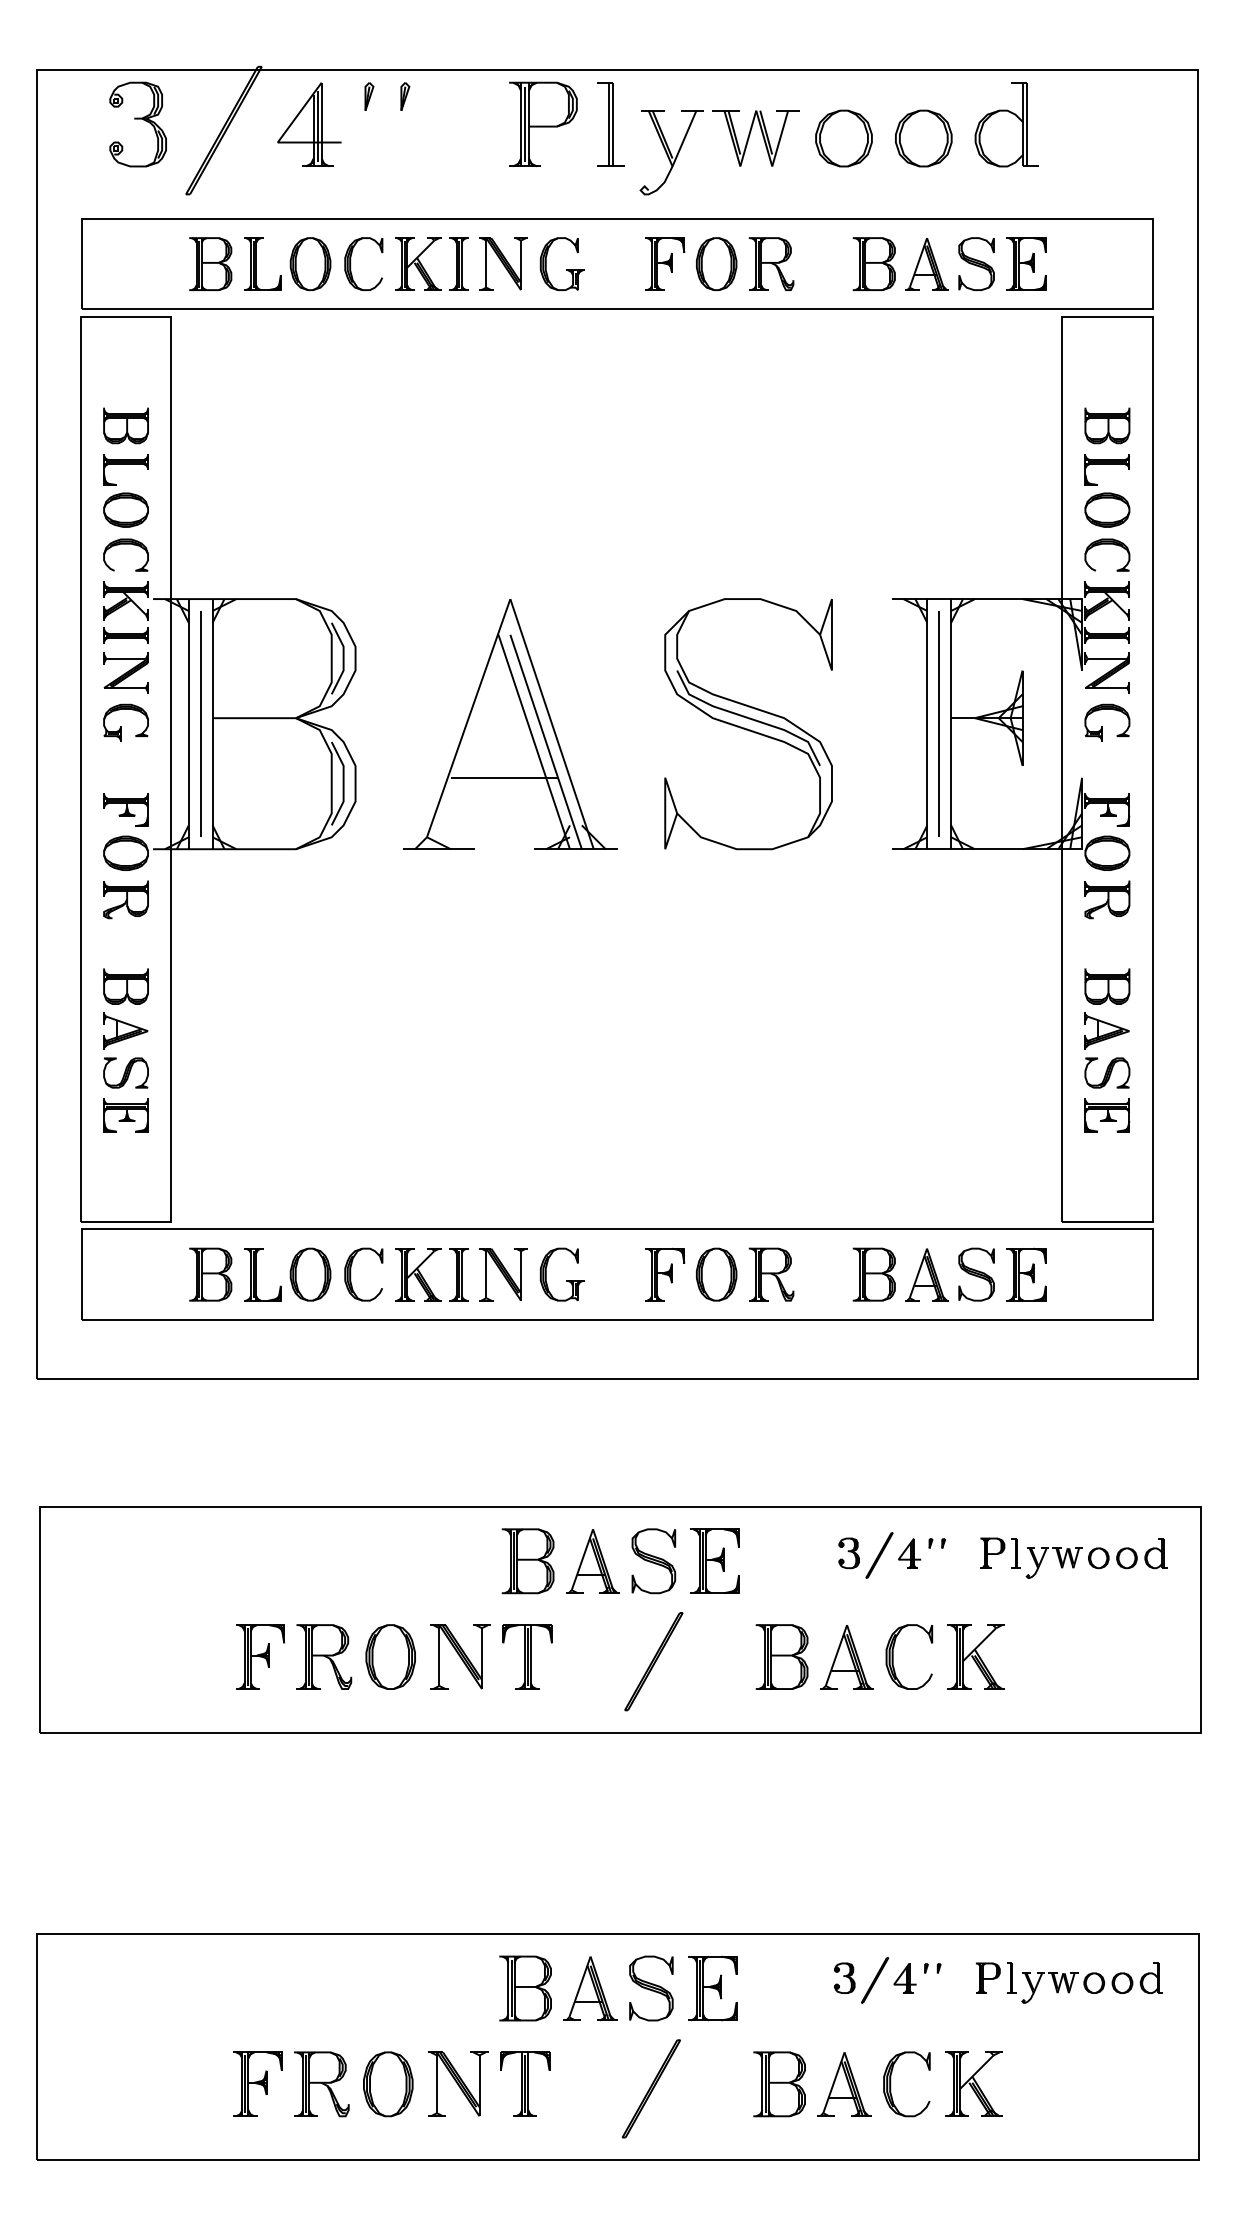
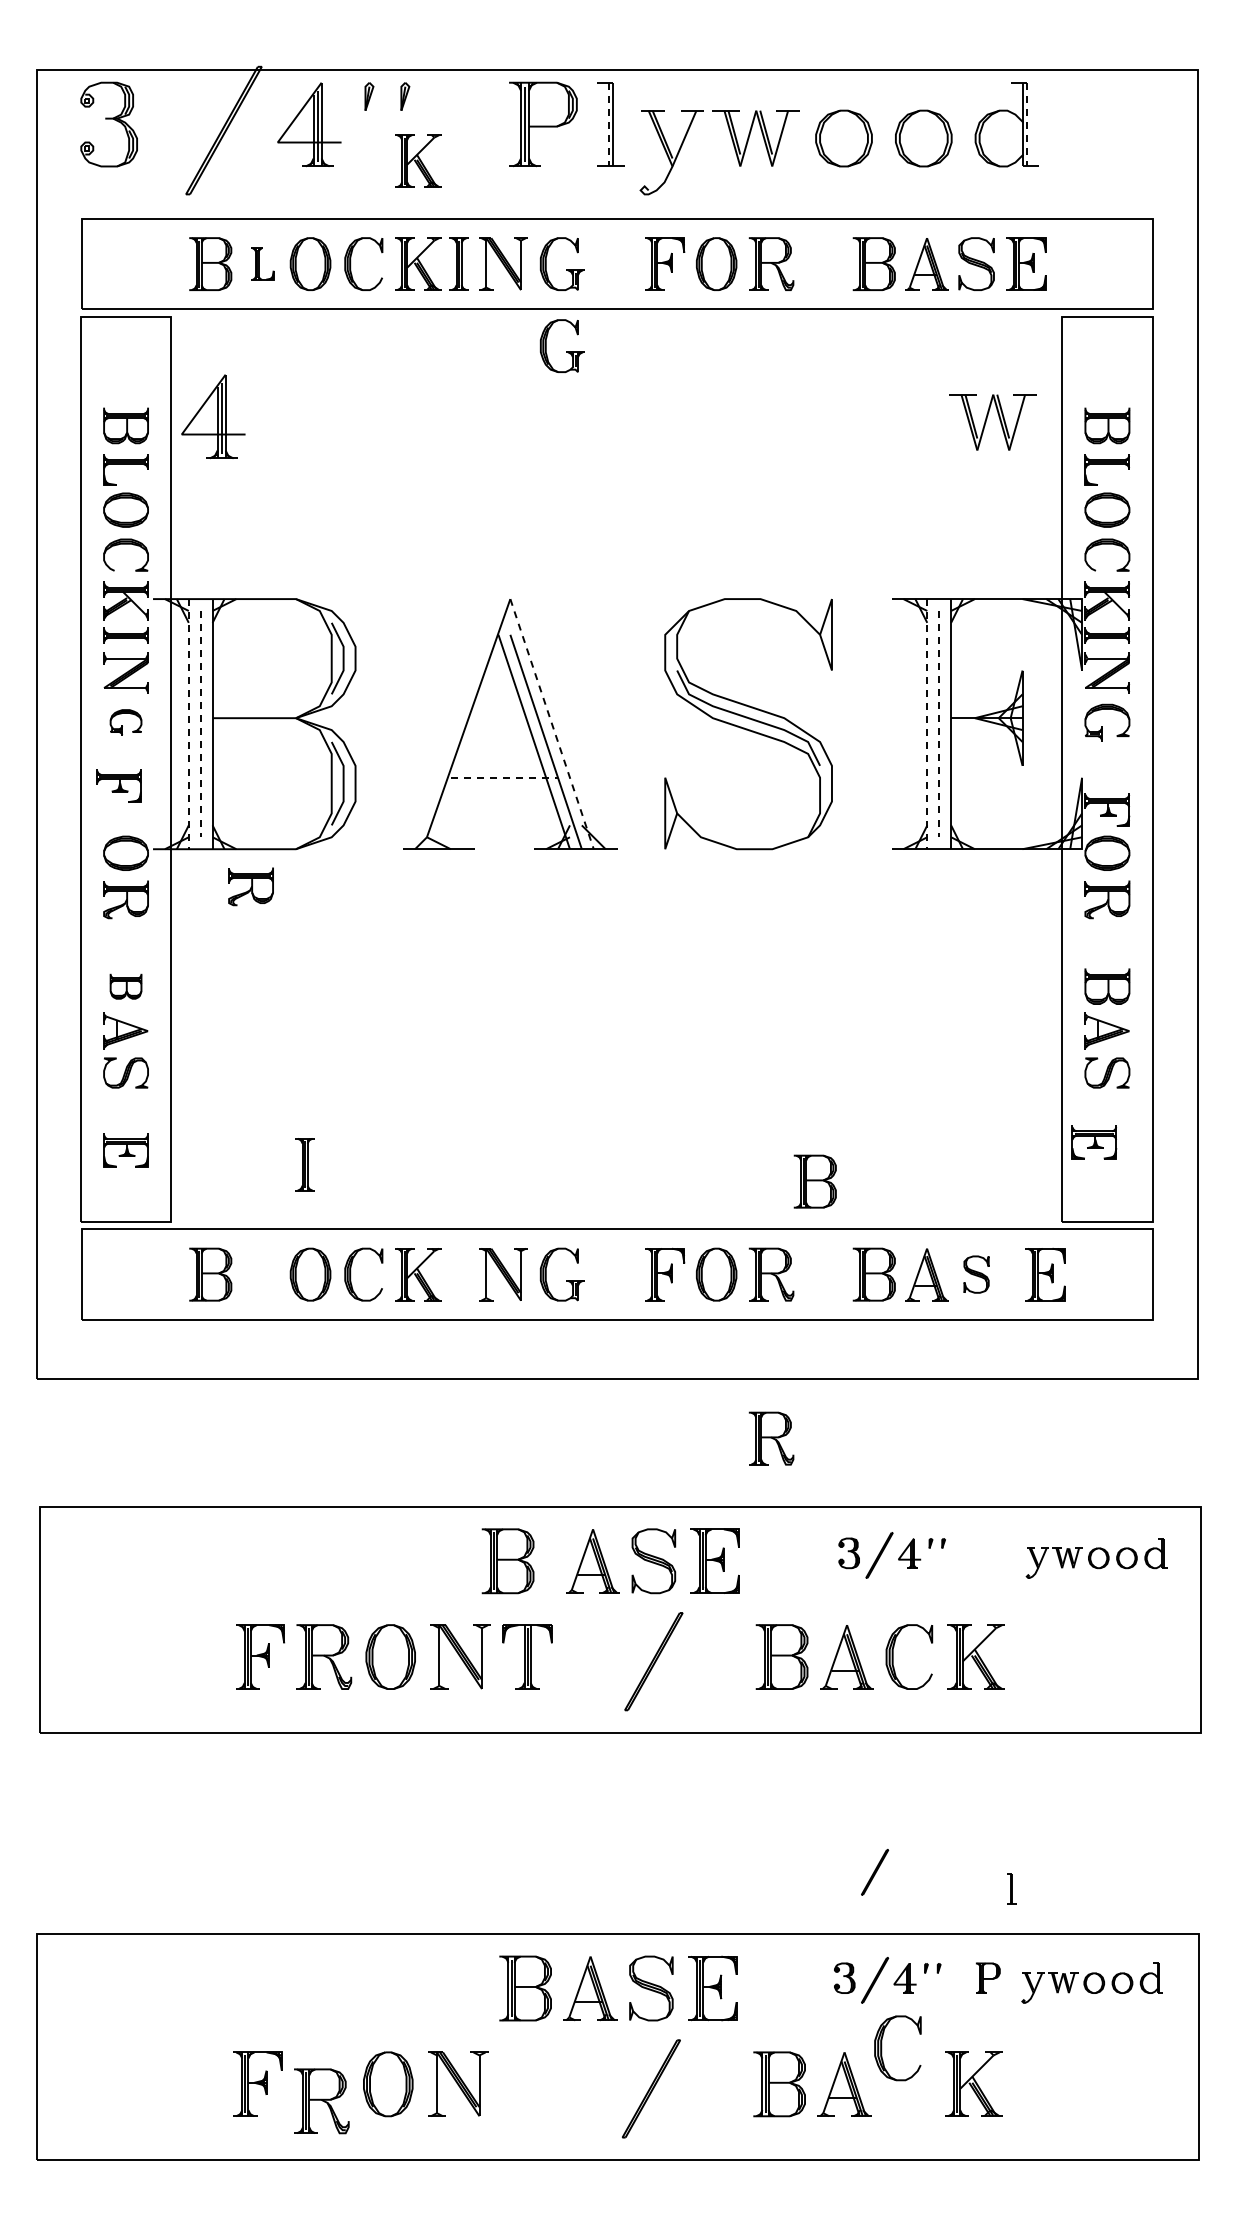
part position: (137, 124) -> (108, 124) (108, 124)
line: solid -> dashed (608, 124)
line: solid -> dashed (1027, 124)
part: none -> present (418, 160)
part size: 38x54 px -> 24x34 px (262, 263)
part: none -> present (566, 351)
part: none -> present (213, 416)
part: none -> present (992, 422)
part size: 46x39 px -> 34x27 px (125, 722)
line: solid -> dashed (188, 724)
line: solid -> dashed (200, 724)
line: solid -> dashed (552, 724)
line: solid -> dashed (927, 724)
line: solid -> dashed (939, 724)
line: solid -> dashed (504, 777)
part position: (125, 809) -> (118, 785) (118, 785)
part: none -> present (250, 886)
part size: 46x37 px -> 34x27 px (125, 986)
part position: (125, 1115) -> (125, 1150) (125, 1150)
part position: (1107, 1115) -> (1094, 1142) (1094, 1142)
part: none -> present (814, 1181)
part: present -> none (262, 1274)
part position: (458, 1274) -> (304, 1164) (304, 1164)
part size: 37x55 px -> 27x39 px (976, 1274)
part position: (1026, 1274) -> (1045, 1274) (1045, 1274)
part: none -> present (771, 1438)
part: present -> none (1000, 1552)
part position: (527, 1561) -> (507, 1561) (507, 1561)
line: none -> present (875, 1872)
part position: (1011, 1977) -> (1011, 1888) (1011, 1888)
part: present -> none (525, 2083)
part position: (321, 2084) -> (321, 2101) (321, 2101)
part position: (891, 2084) -> (882, 2048) (882, 2048)
